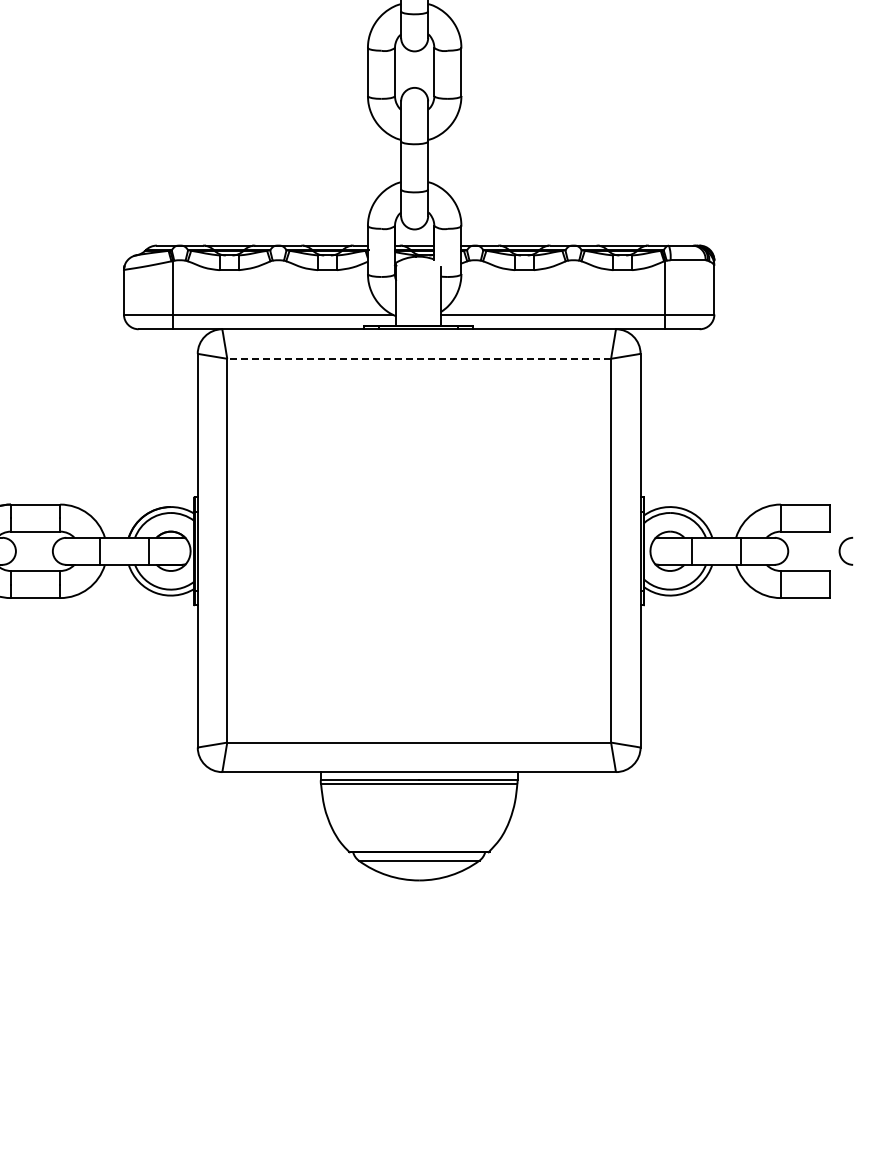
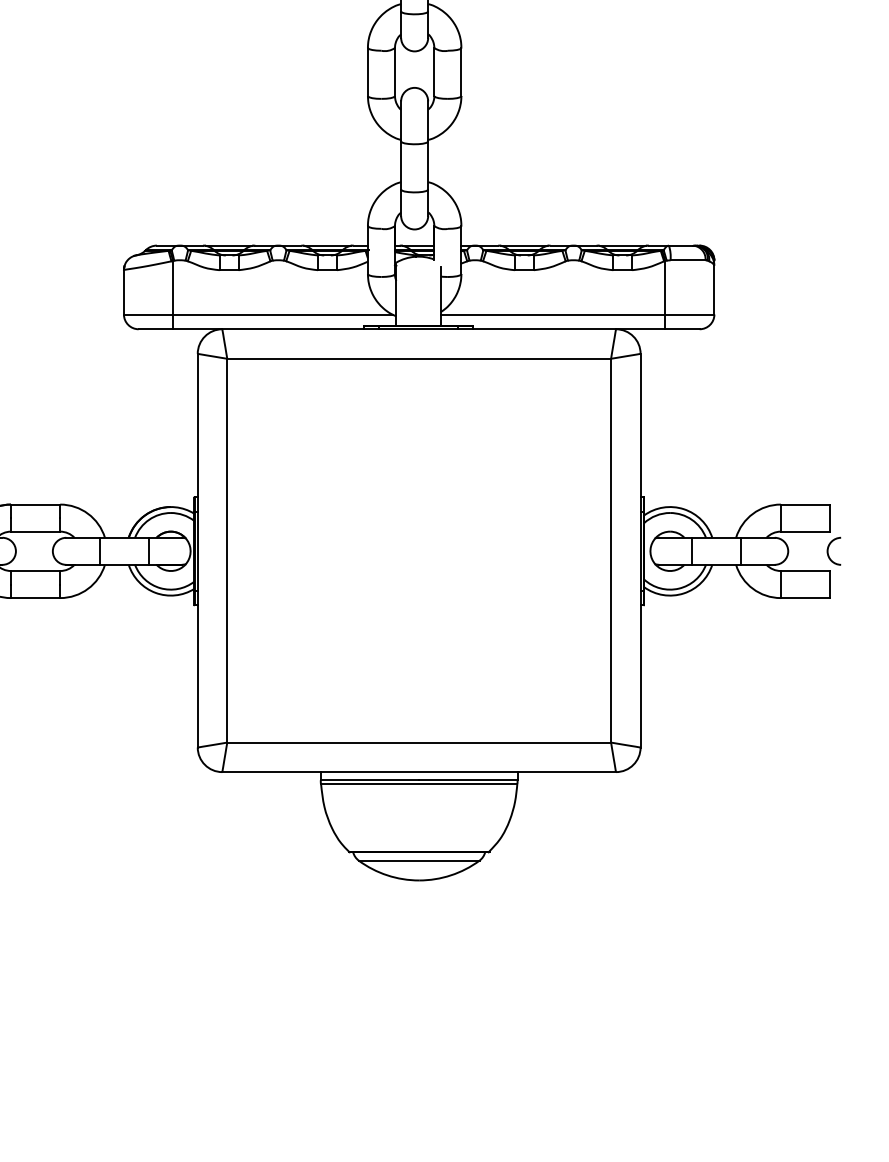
line: dashed -> solid (419, 358)
arc position: (841, 547) -> (829, 547) (829, 547)
